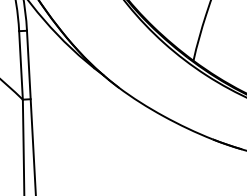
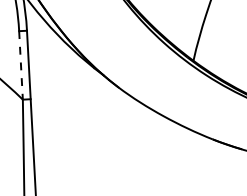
line: solid -> dashed (21, 65)
